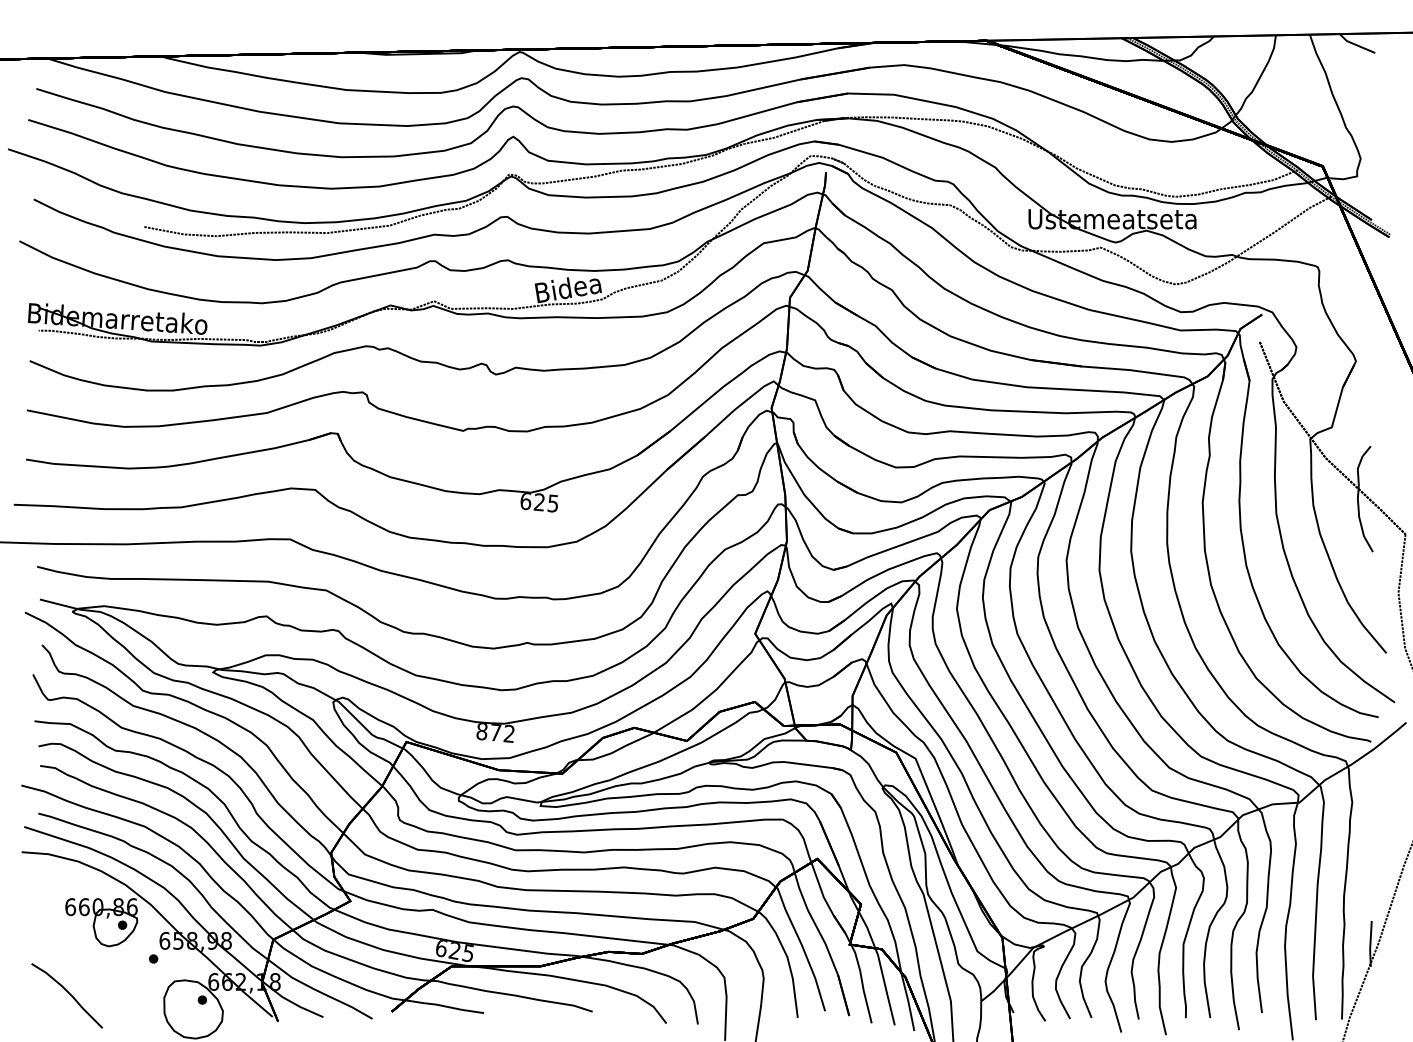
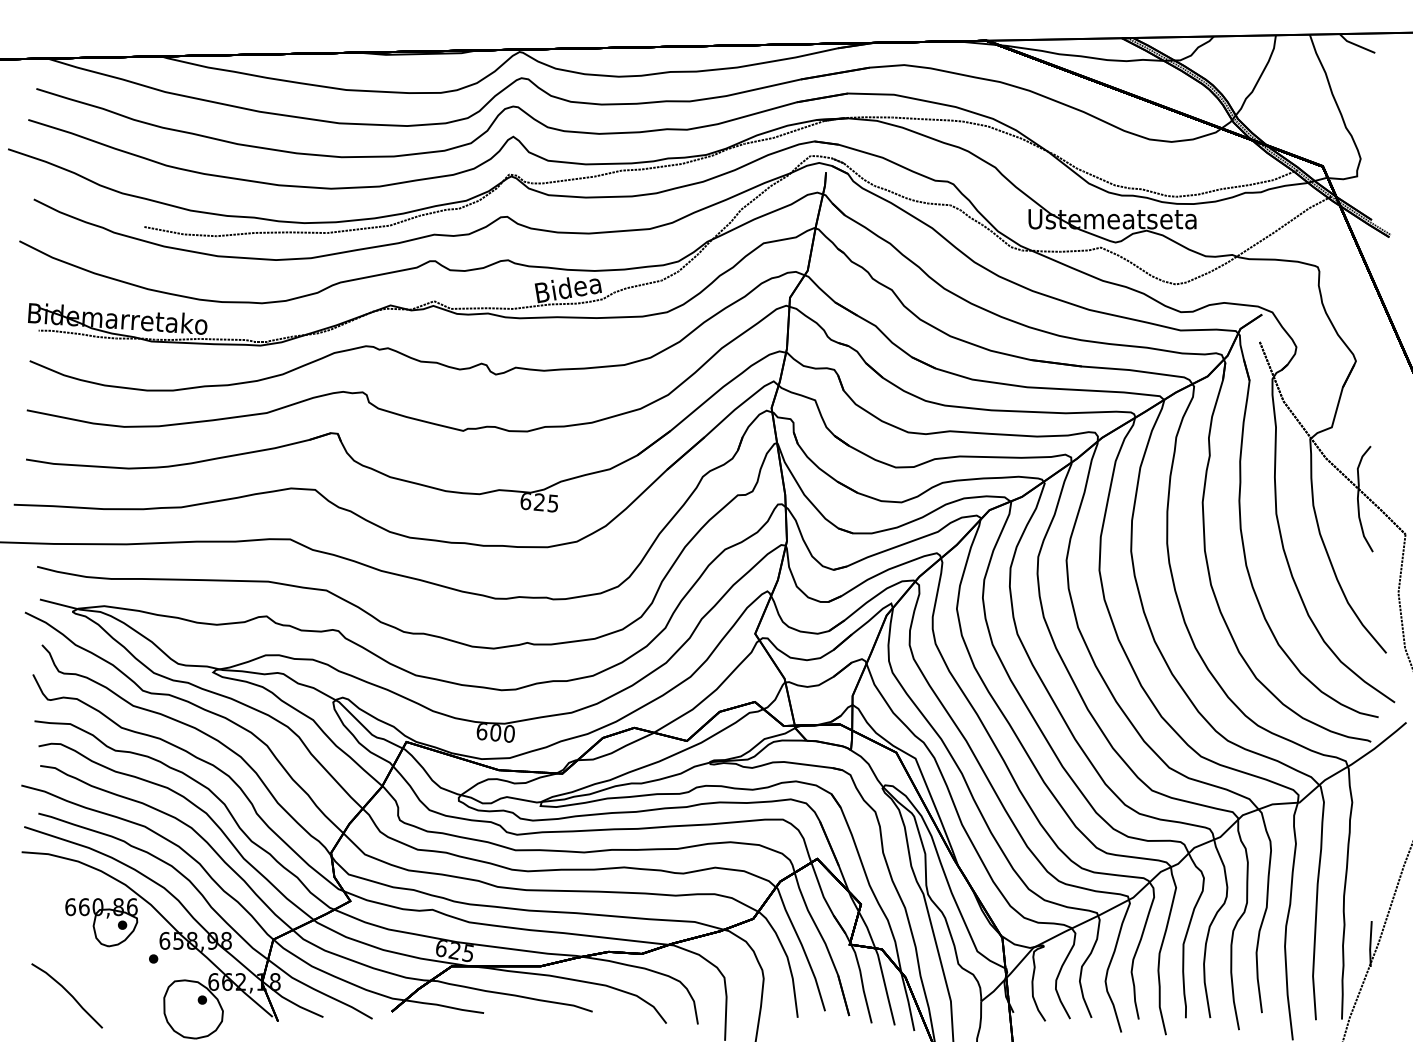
text: 872 -> 600 (495, 732)
